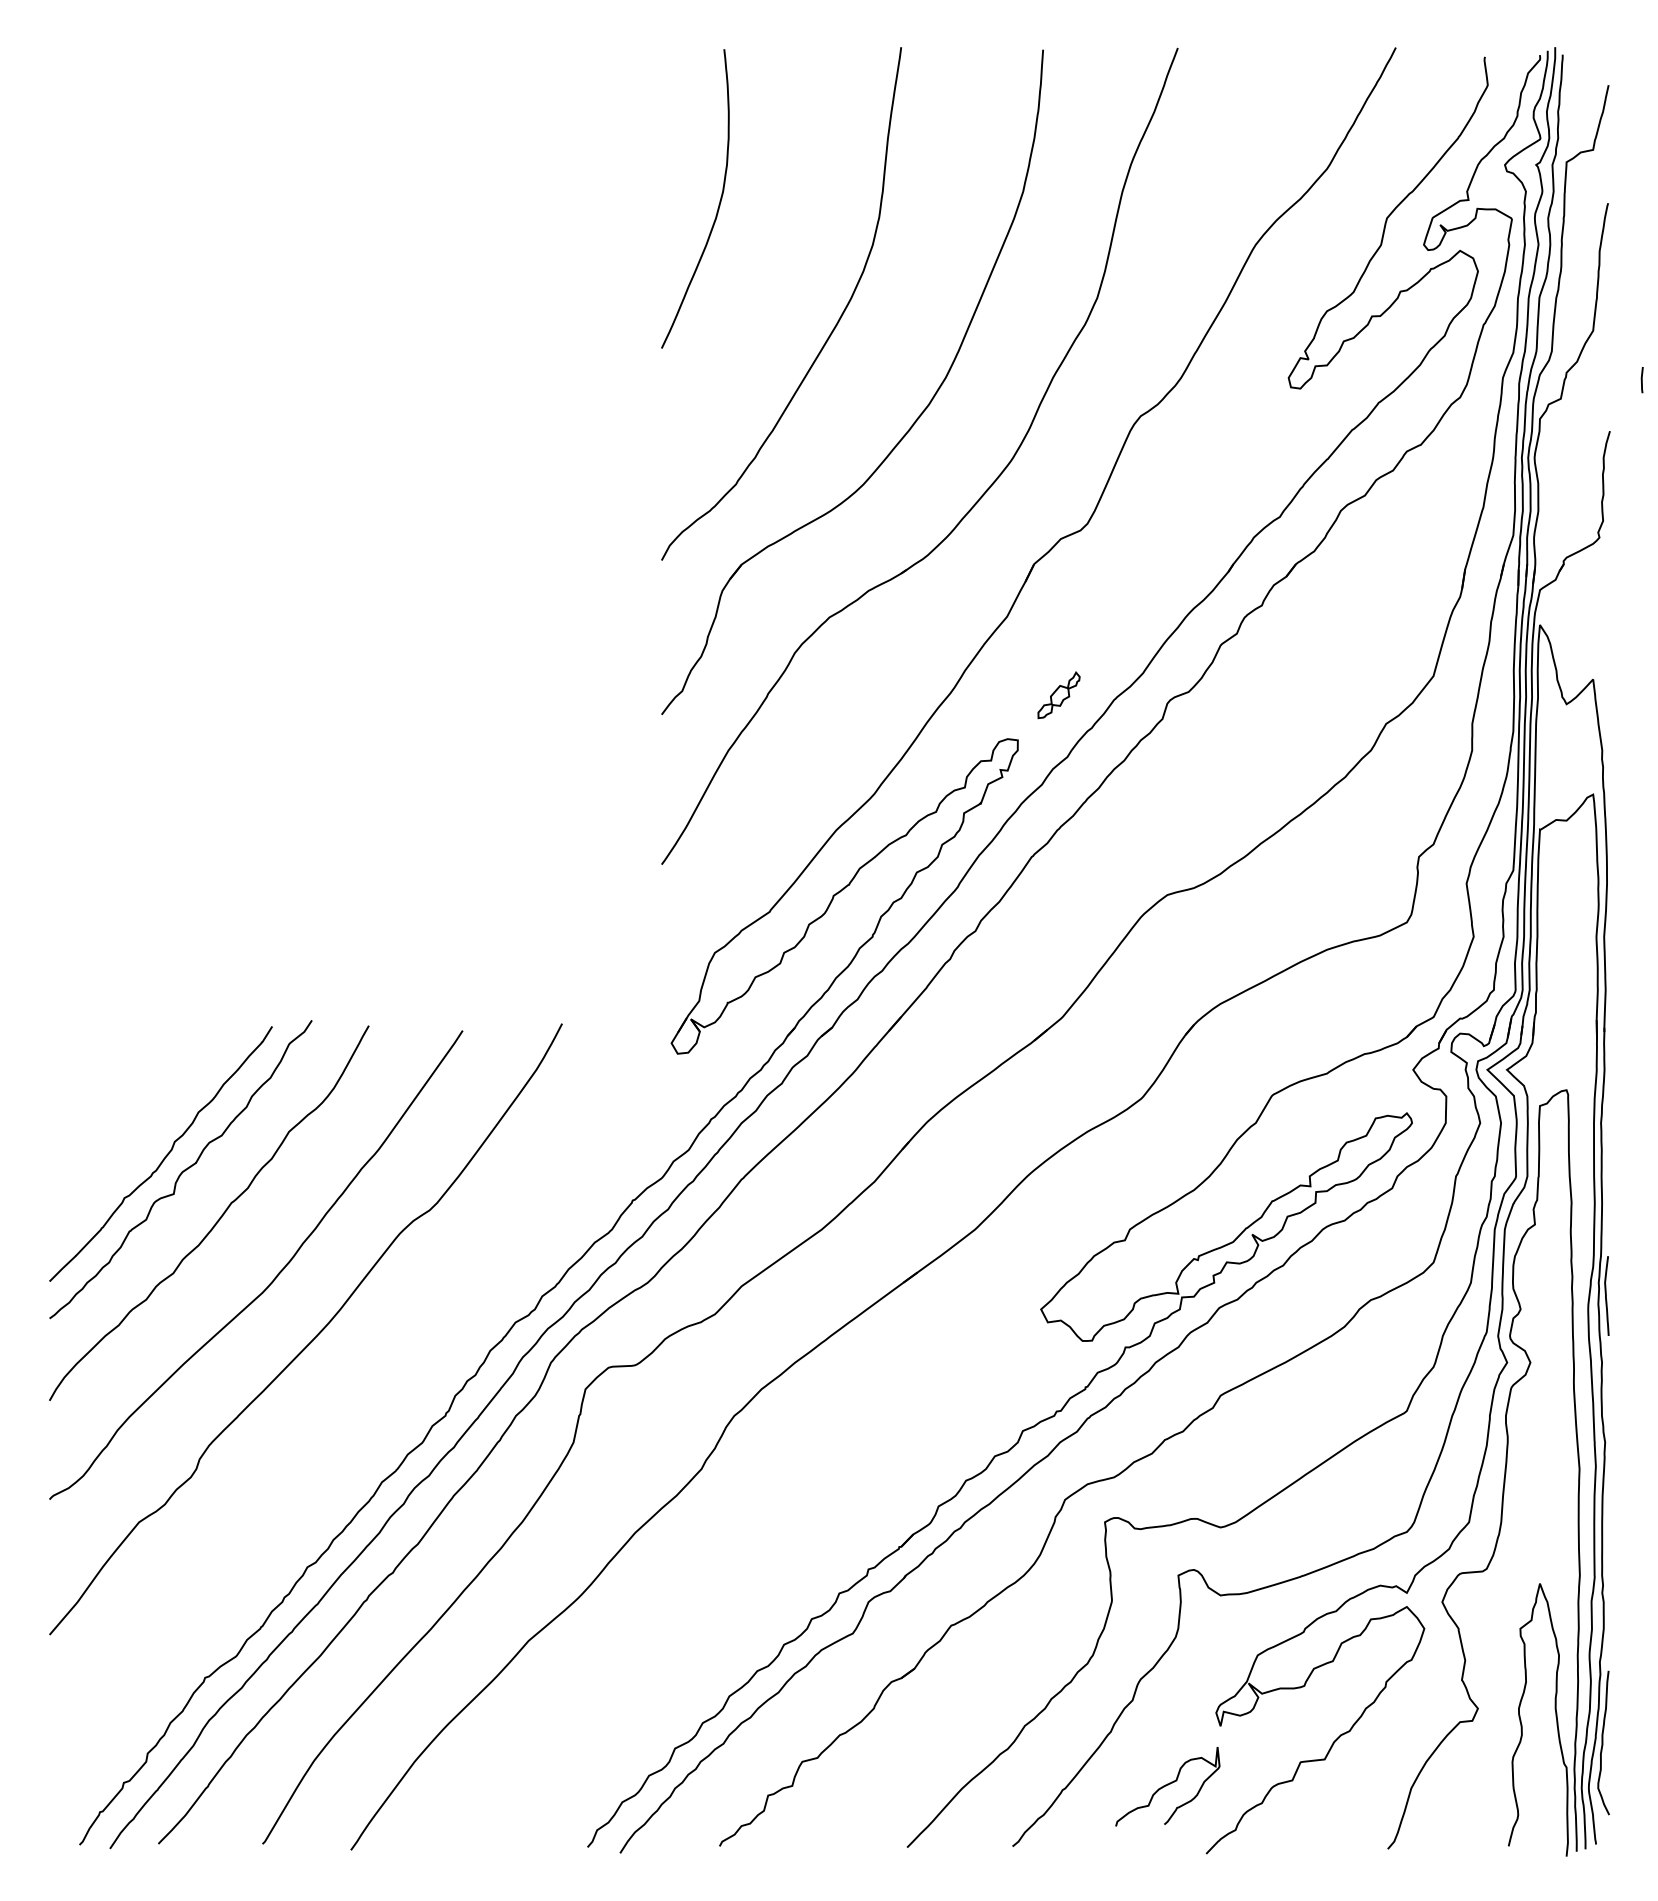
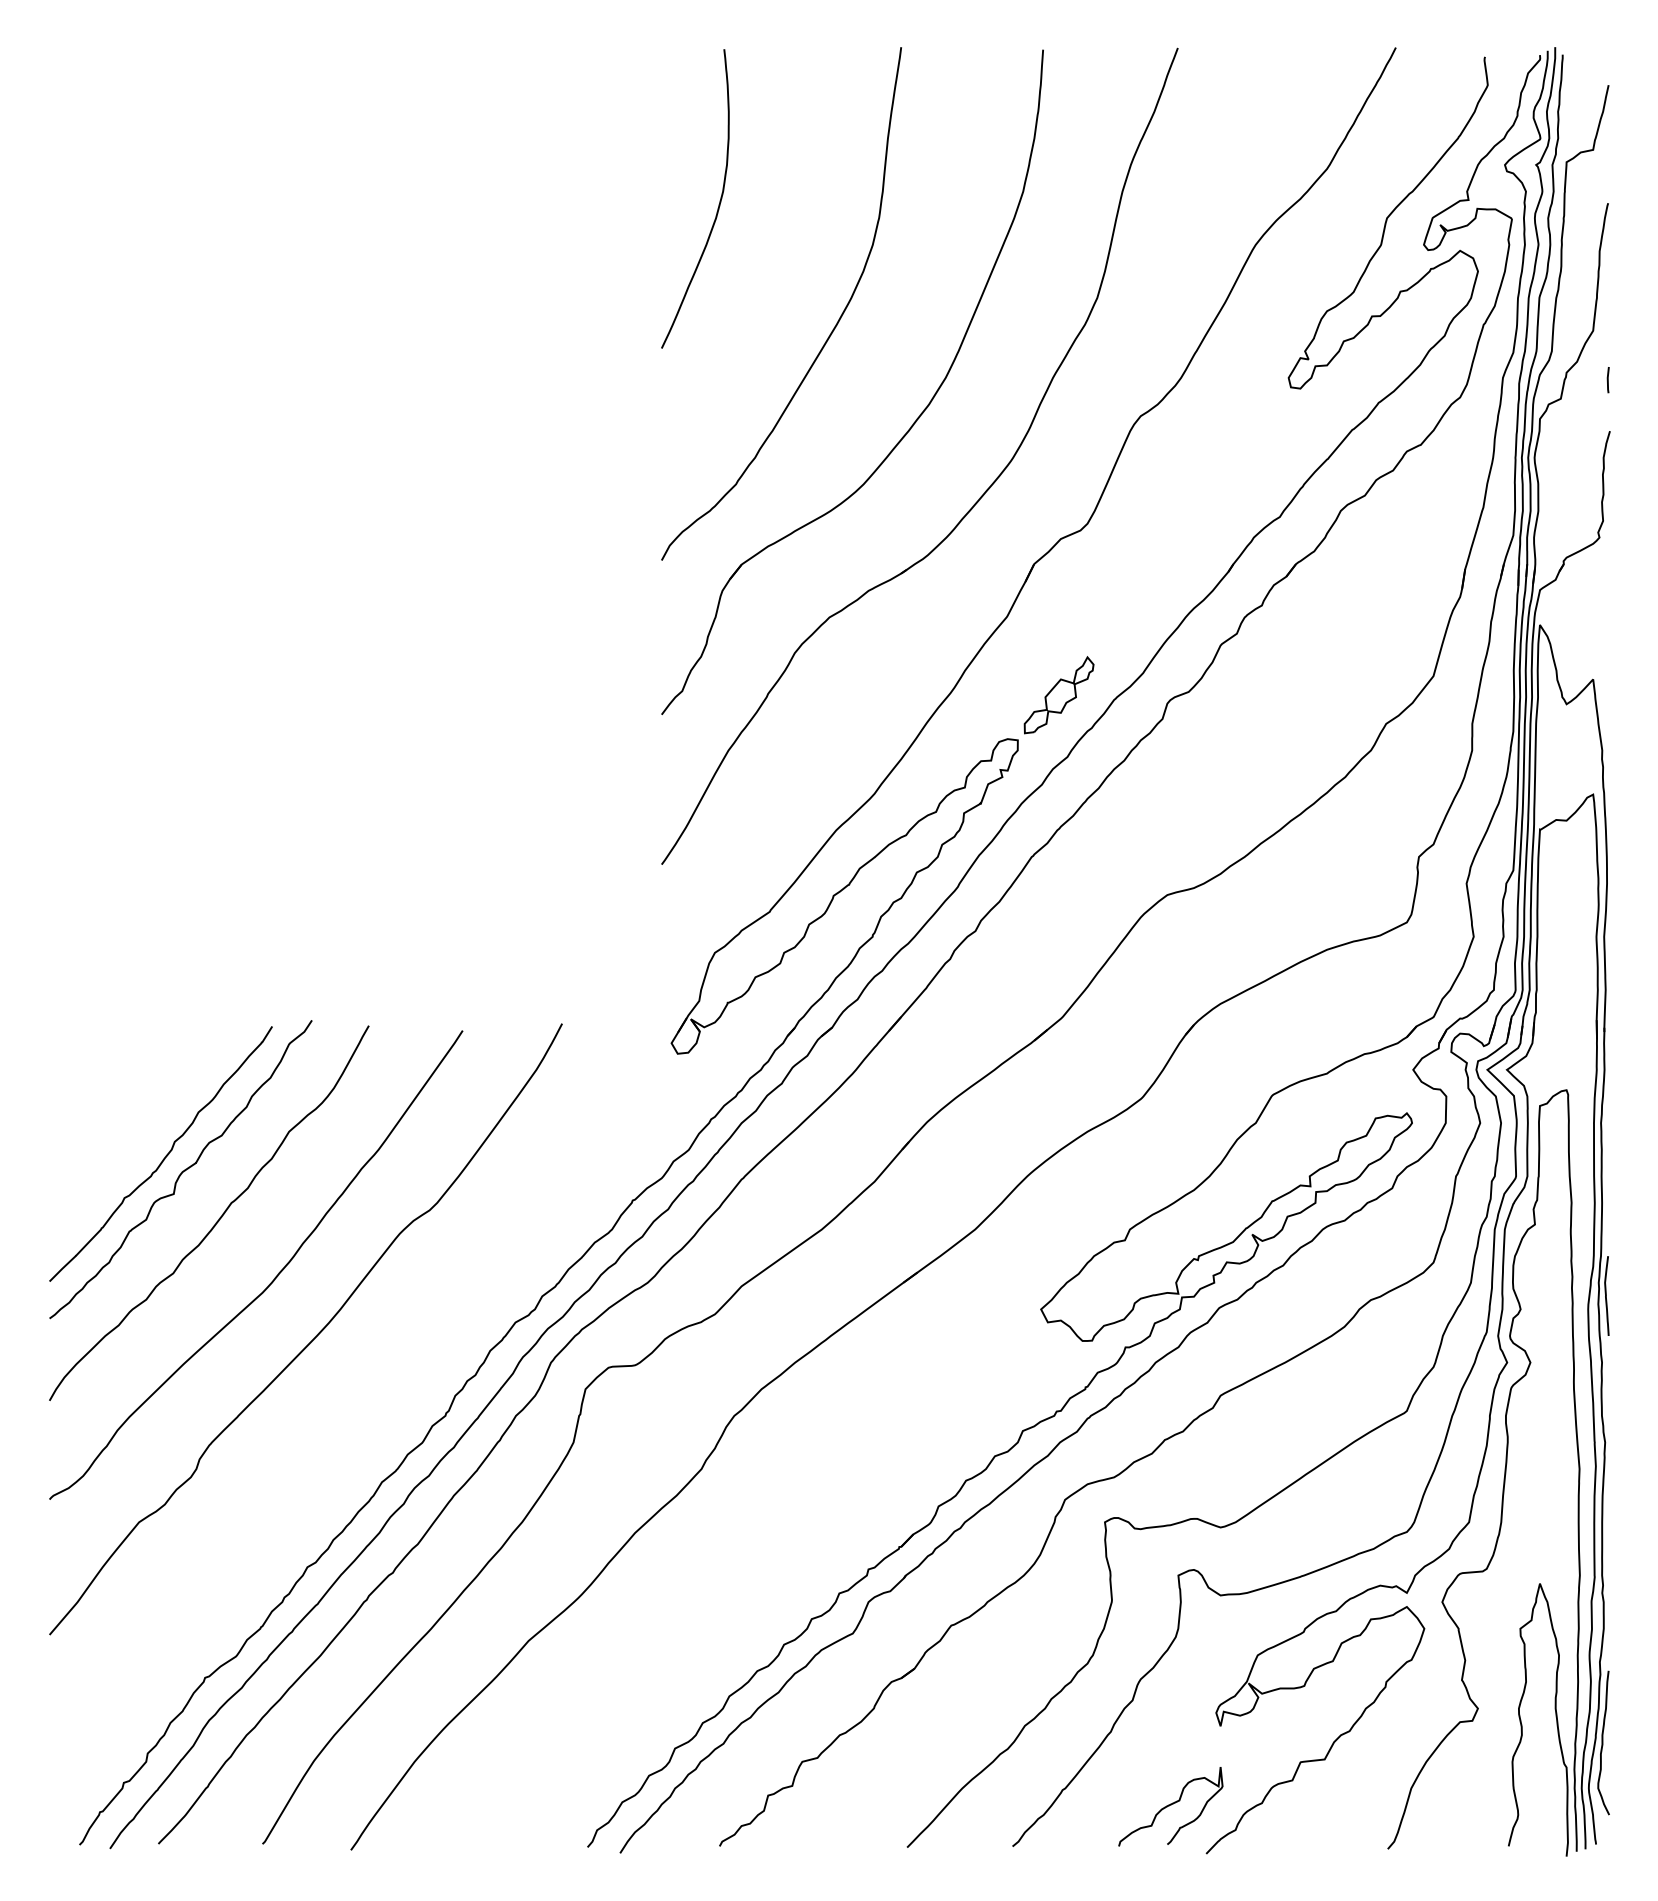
line position: (1641, 380) -> (1607, 380) (1607, 380)
part size: 44x49 px -> 72x79 px (1058, 695)
curve position: (1167, 1785) -> (1170, 1805) (1170, 1805)
